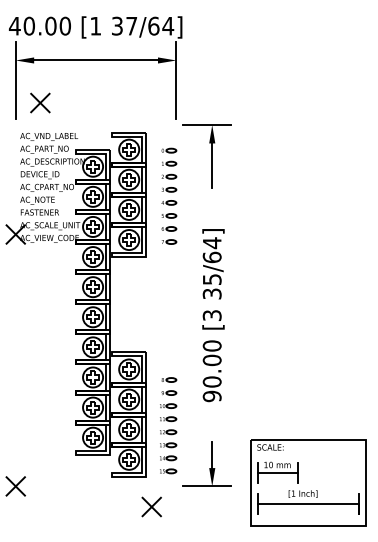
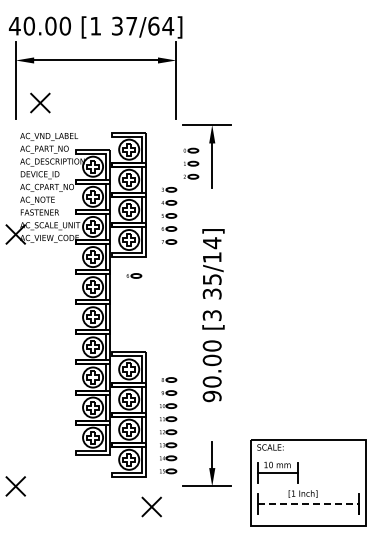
part position: (169, 163) -> (191, 163) (191, 163)
text: 35/64] -> 35/14] (211, 257)
part: none -> present (134, 275)
line: solid -> dashed (308, 503)
